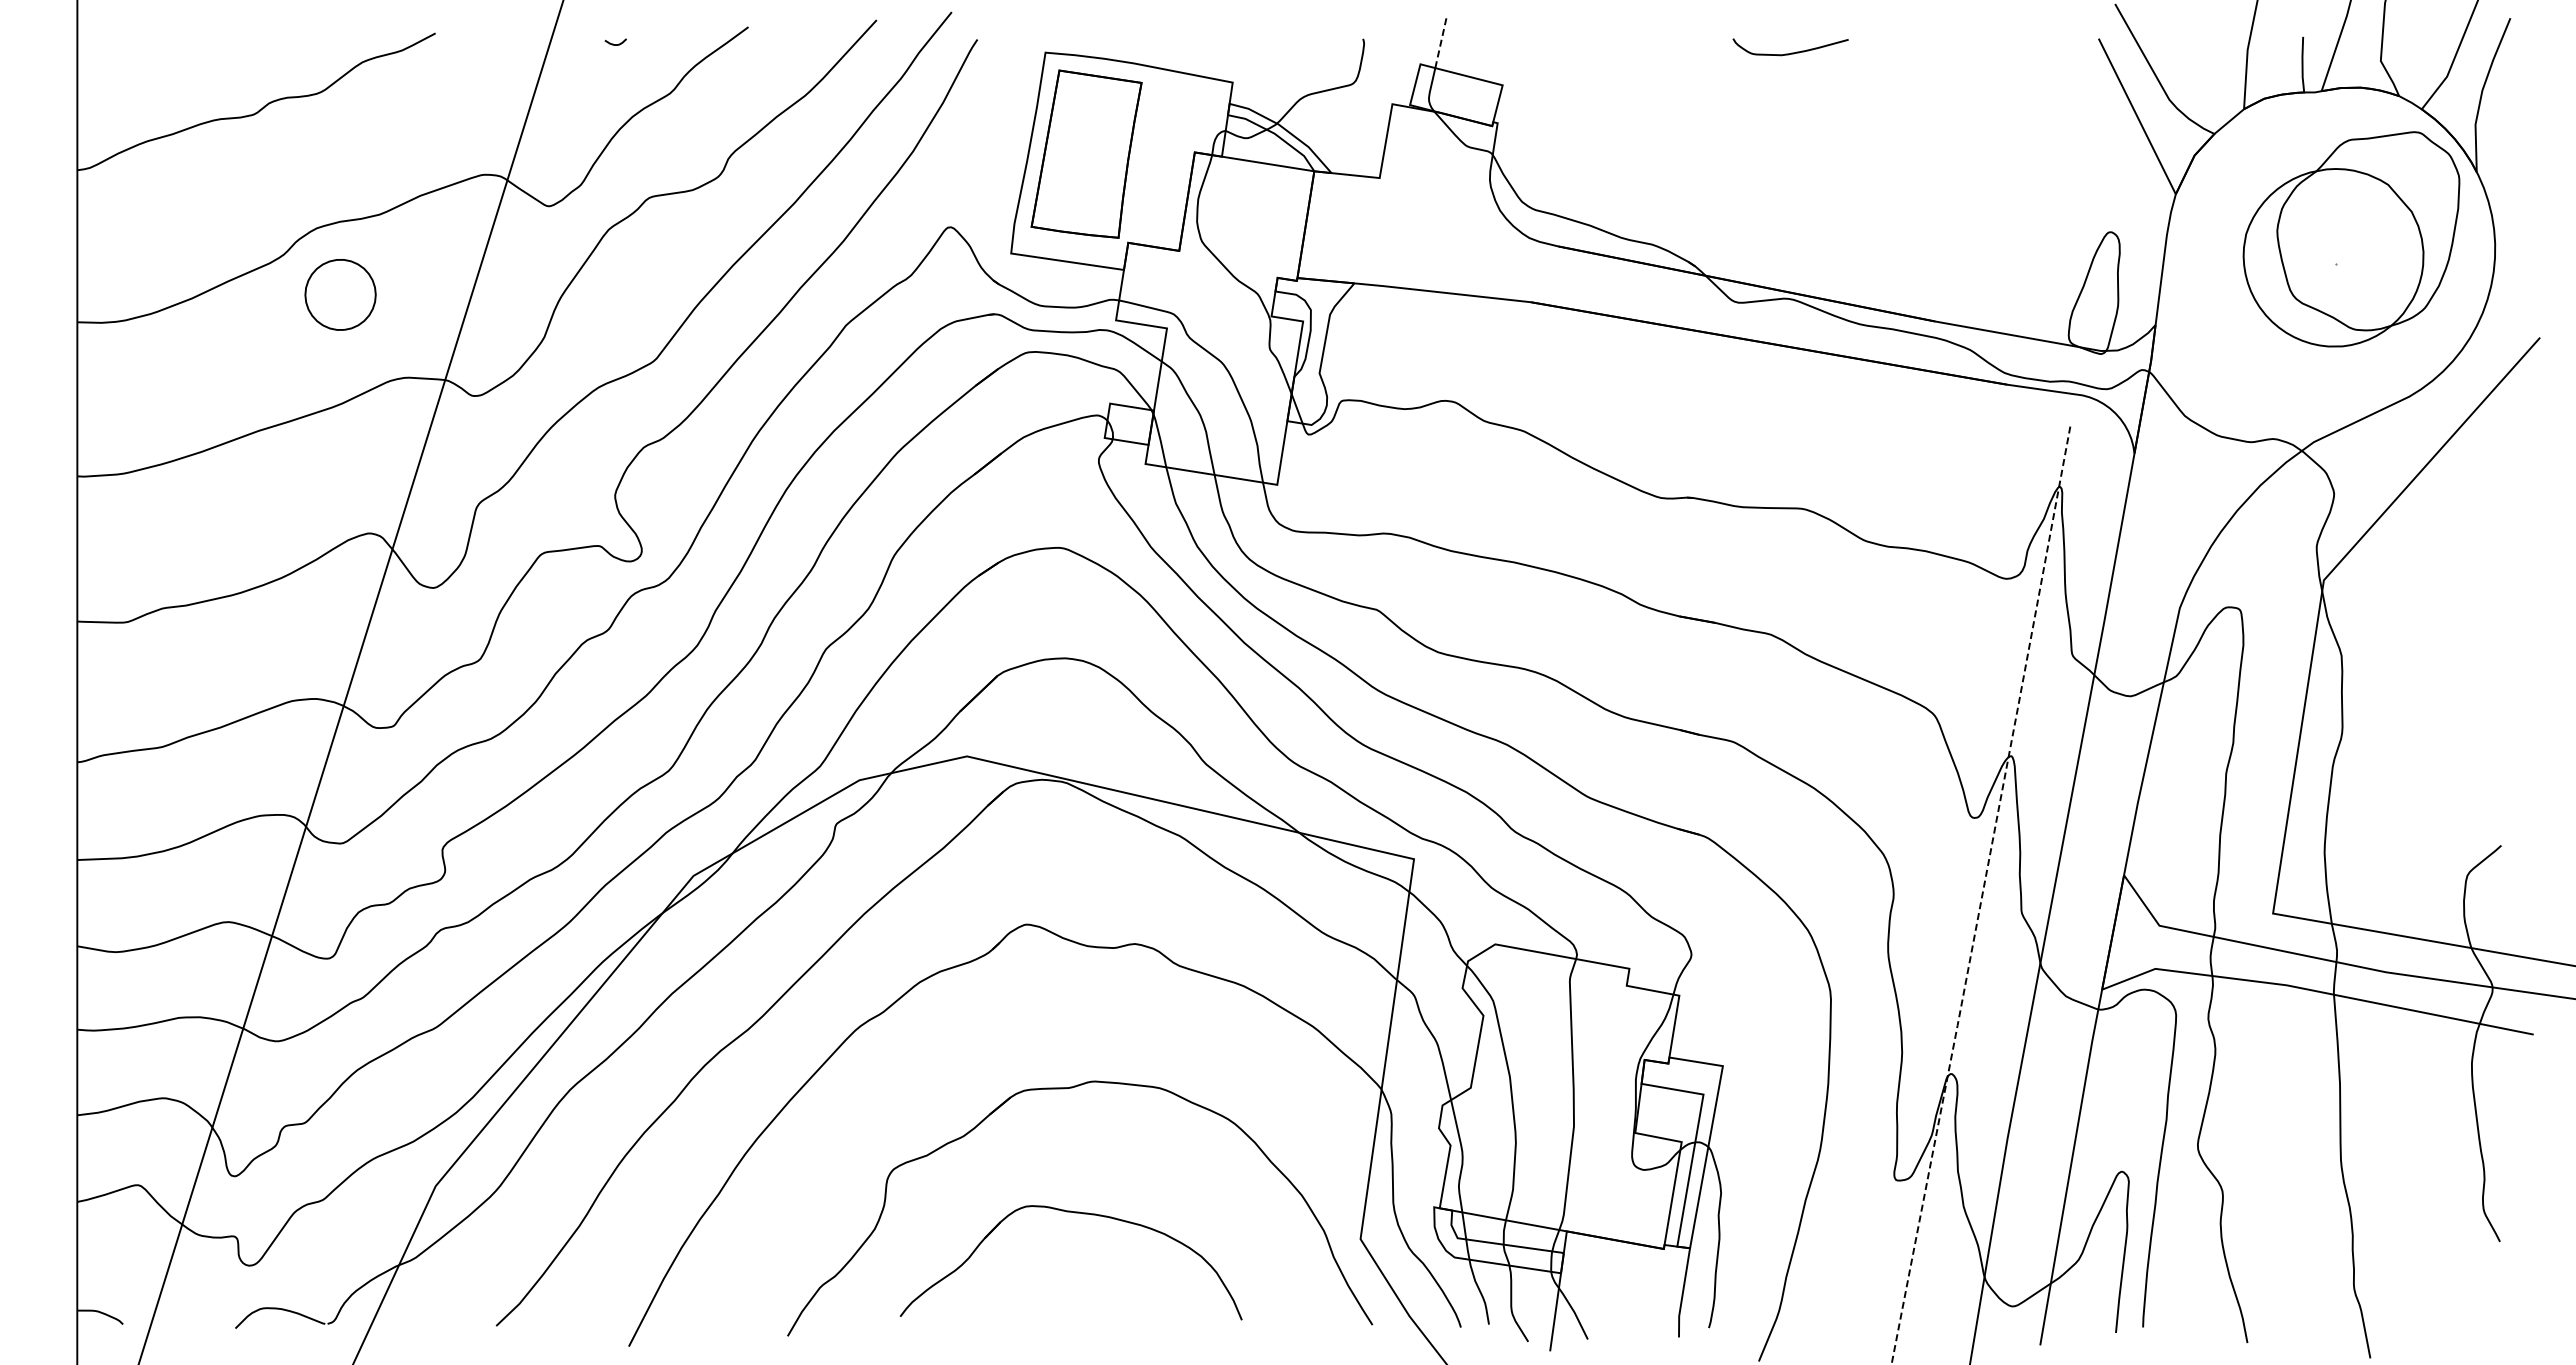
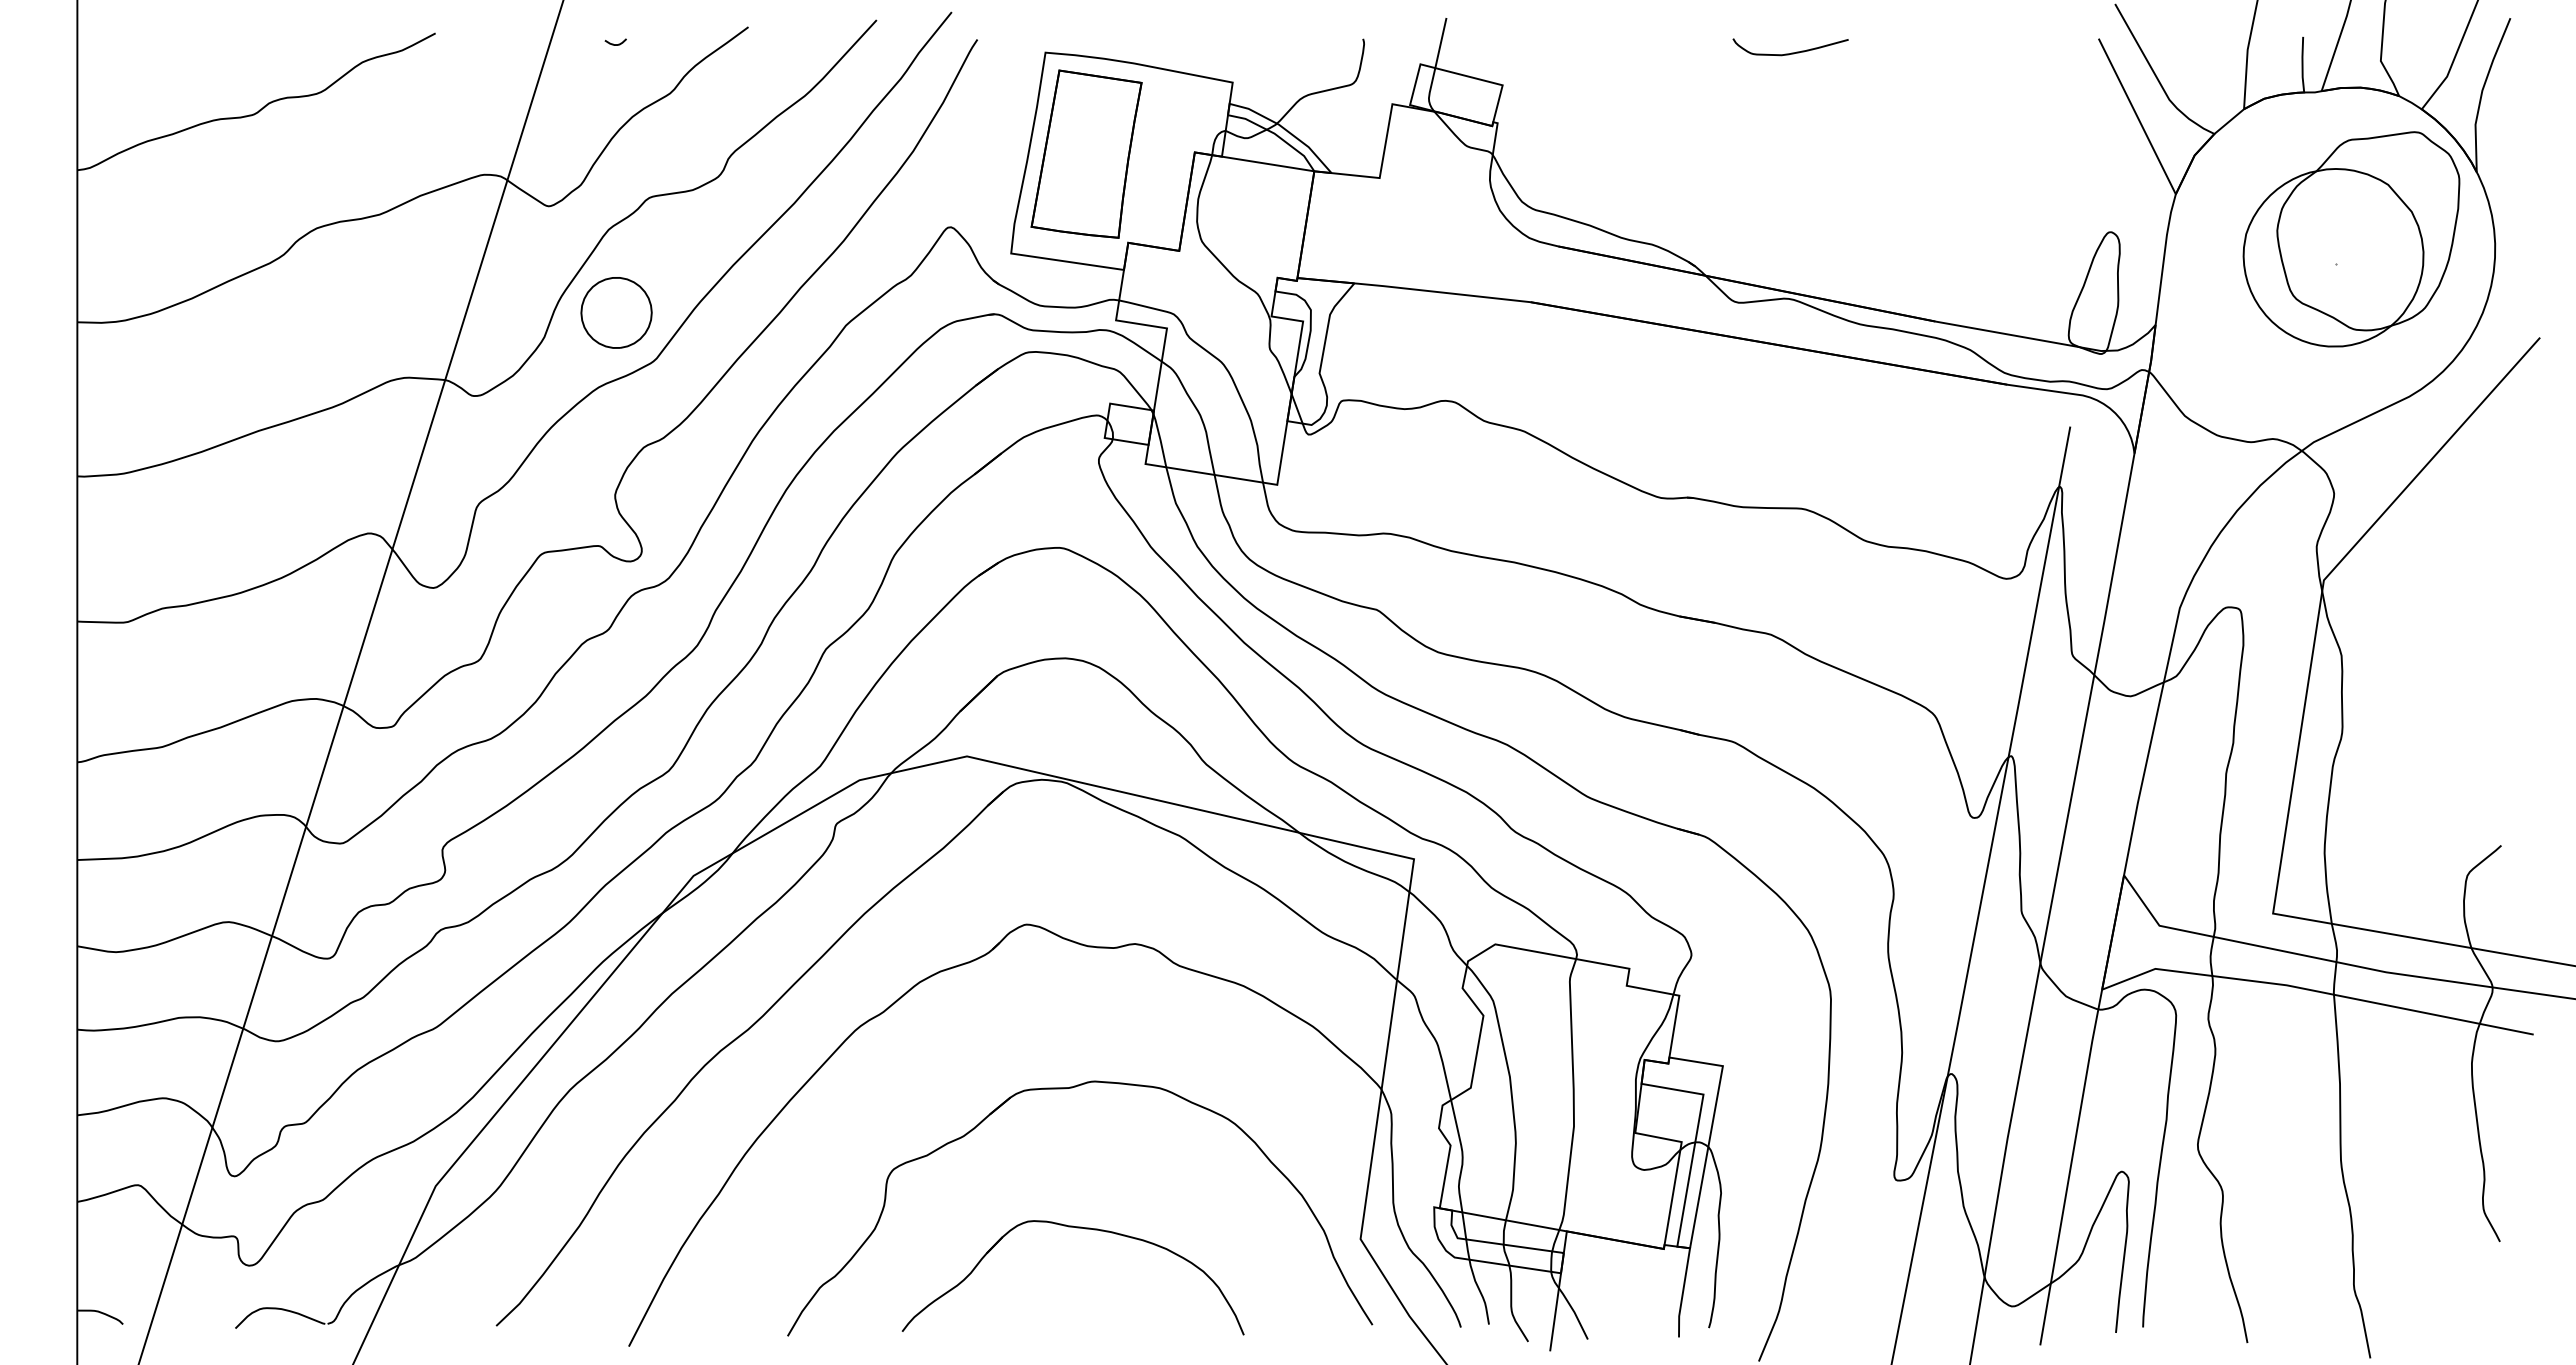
line: dashed -> solid (1440, 43)
part position: (340, 294) -> (616, 312) (616, 312)
line: dashed -> solid (1982, 896)
part position: (1074, 1213) -> (1076, 1228) (1076, 1228)
